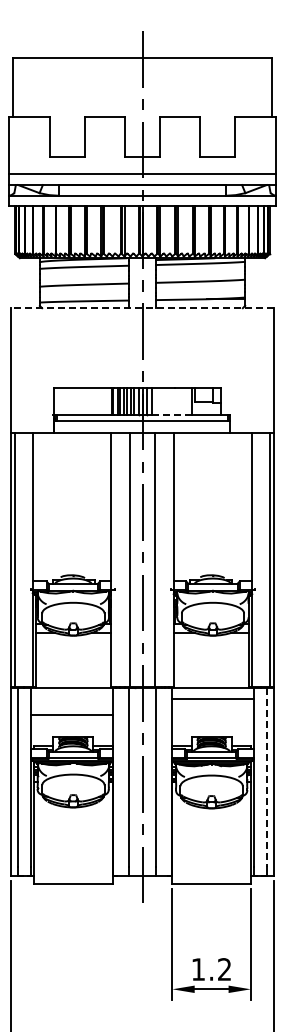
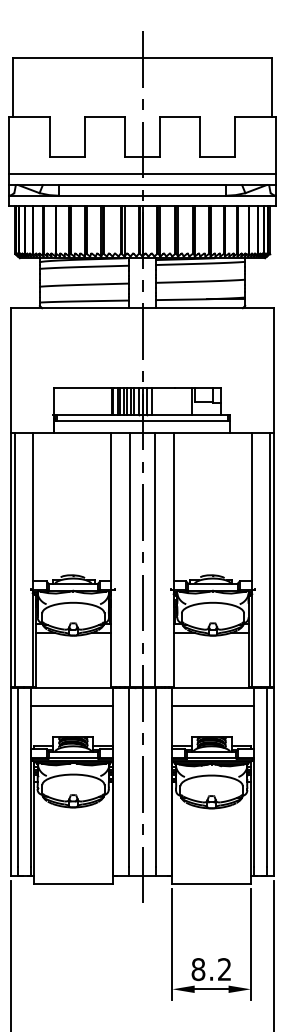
line: dashed -> solid (142, 308)
line: dashed -> solid (172, 415)
line position: (212, 699) -> (212, 706) (212, 706)
line position: (71, 715) -> (71, 706) (71, 706)
line: dashed -> solid (266, 777)
text: 1.2 -> 8.2 (198, 969)
